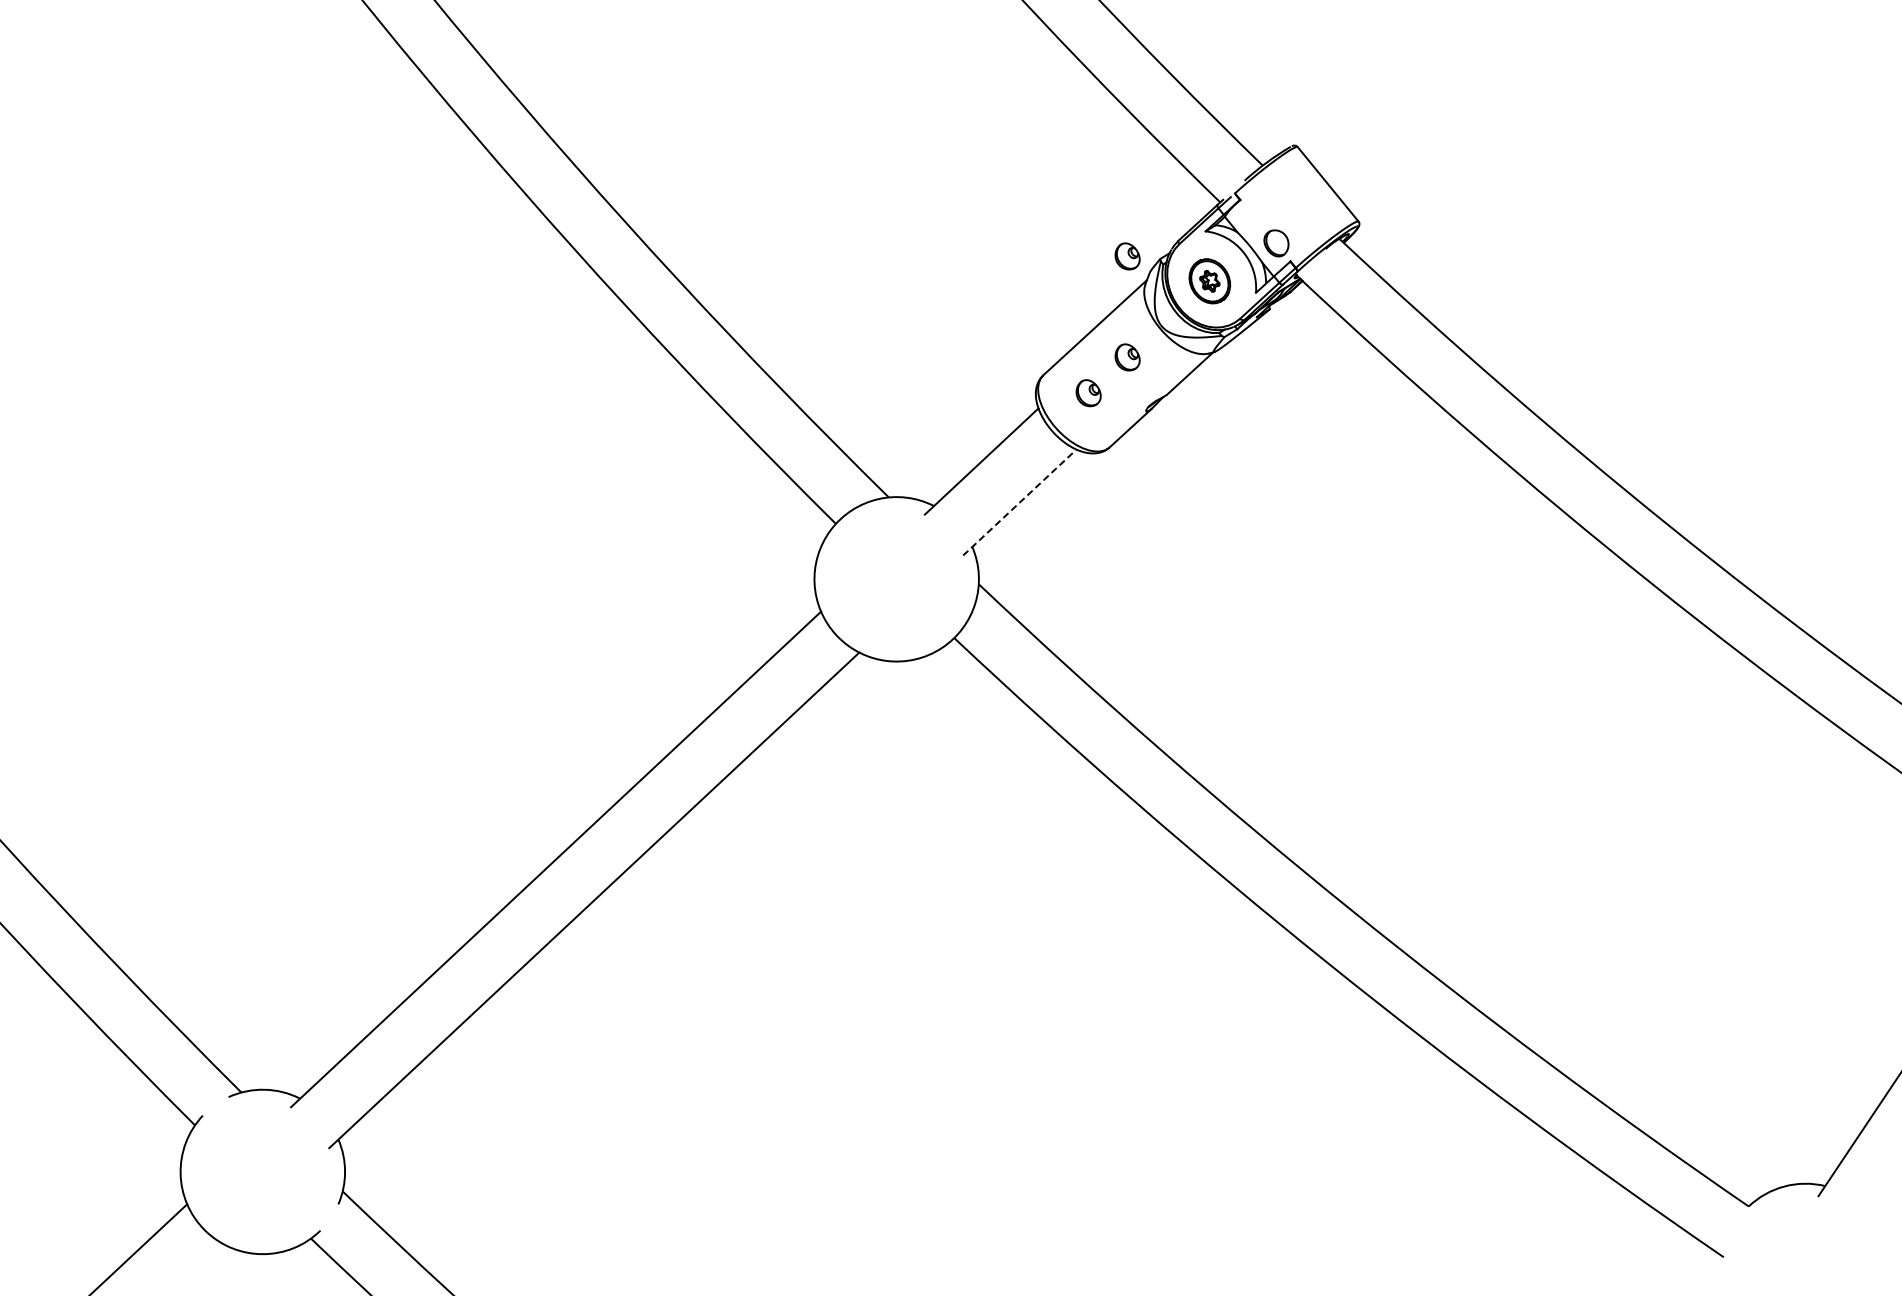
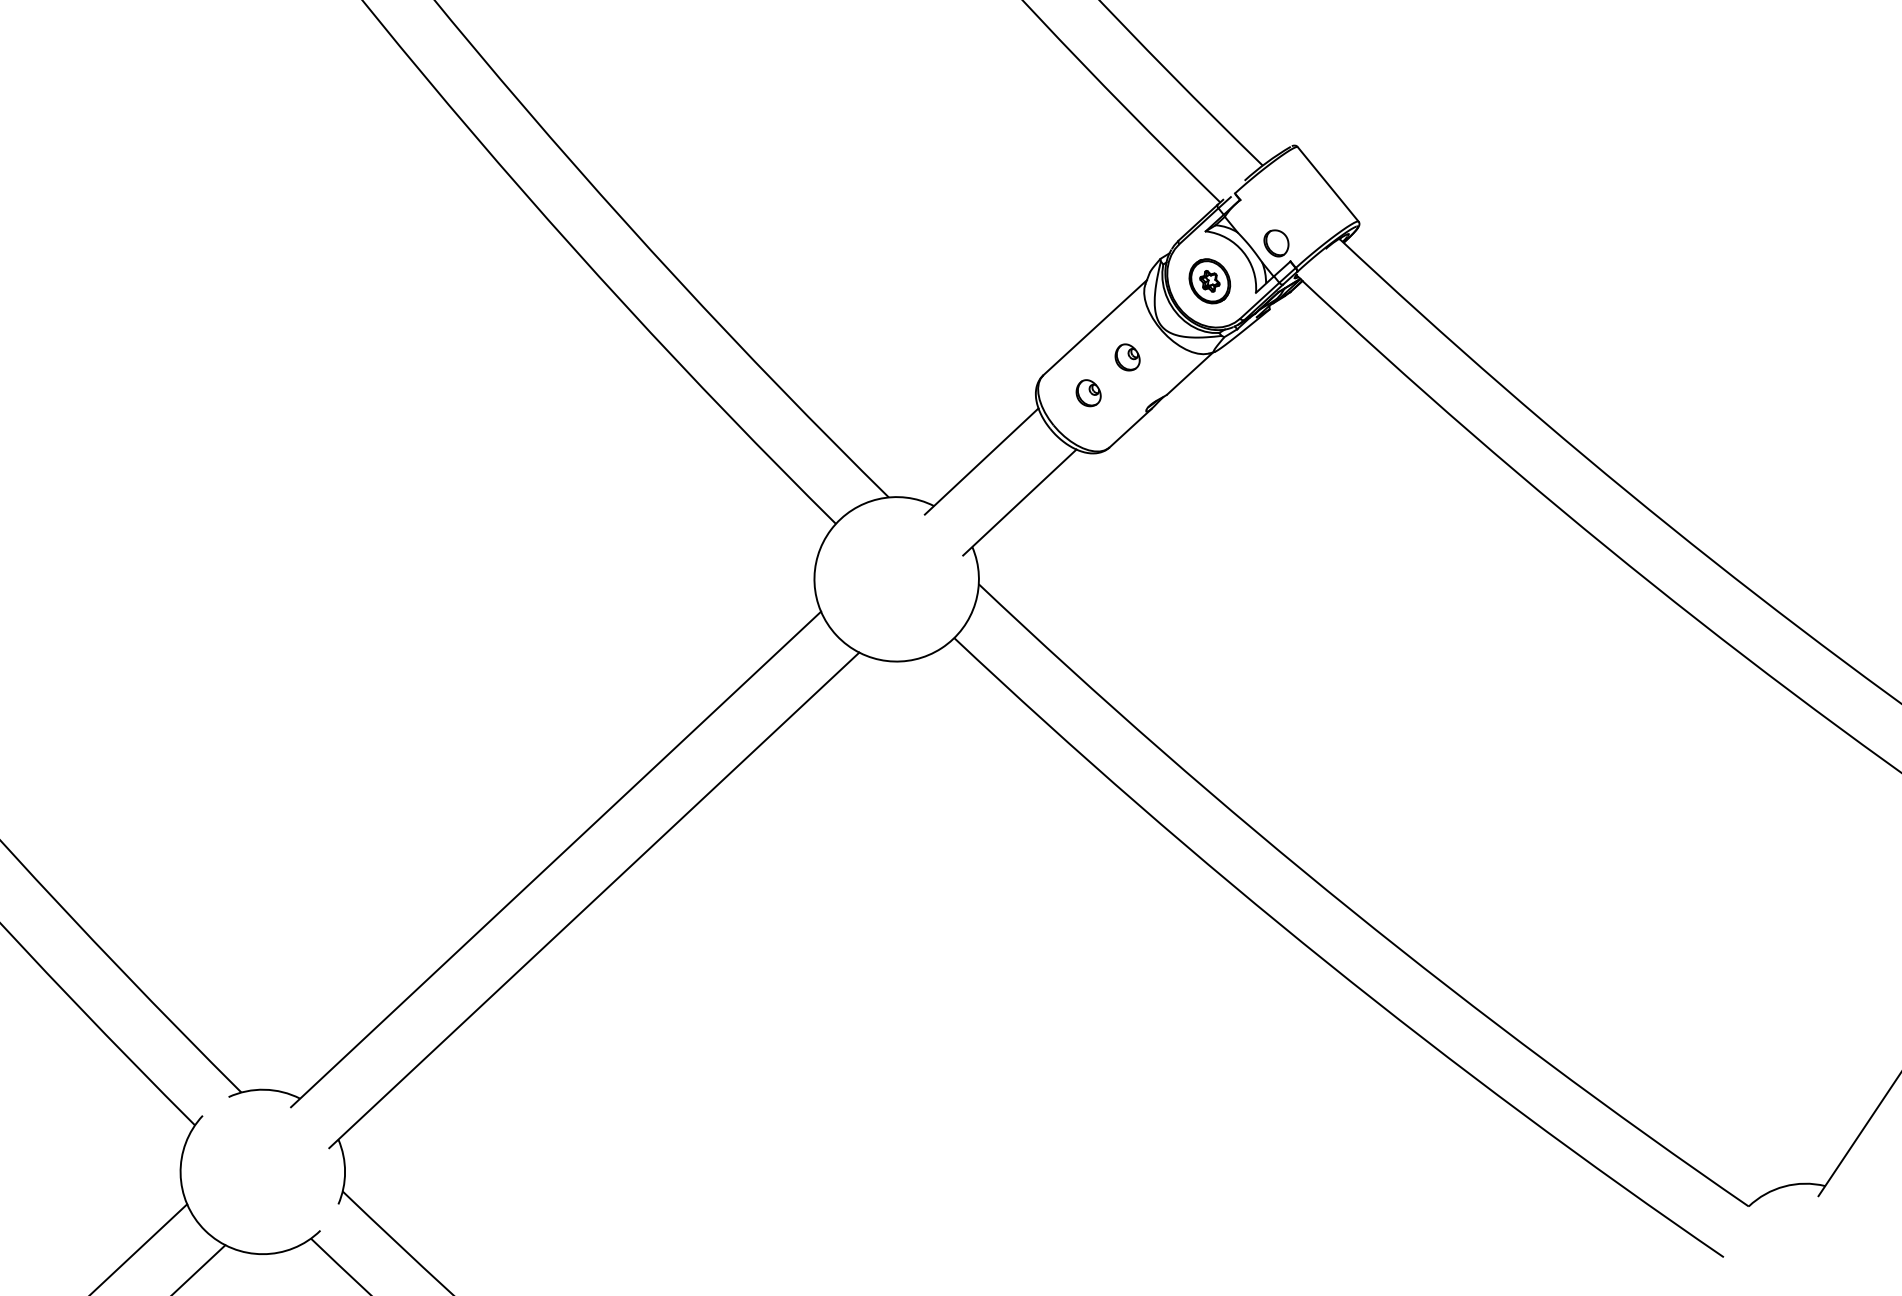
part: present -> none (1127, 256)
line: dashed -> solid (1019, 502)
line: none -> present (200, 1268)
